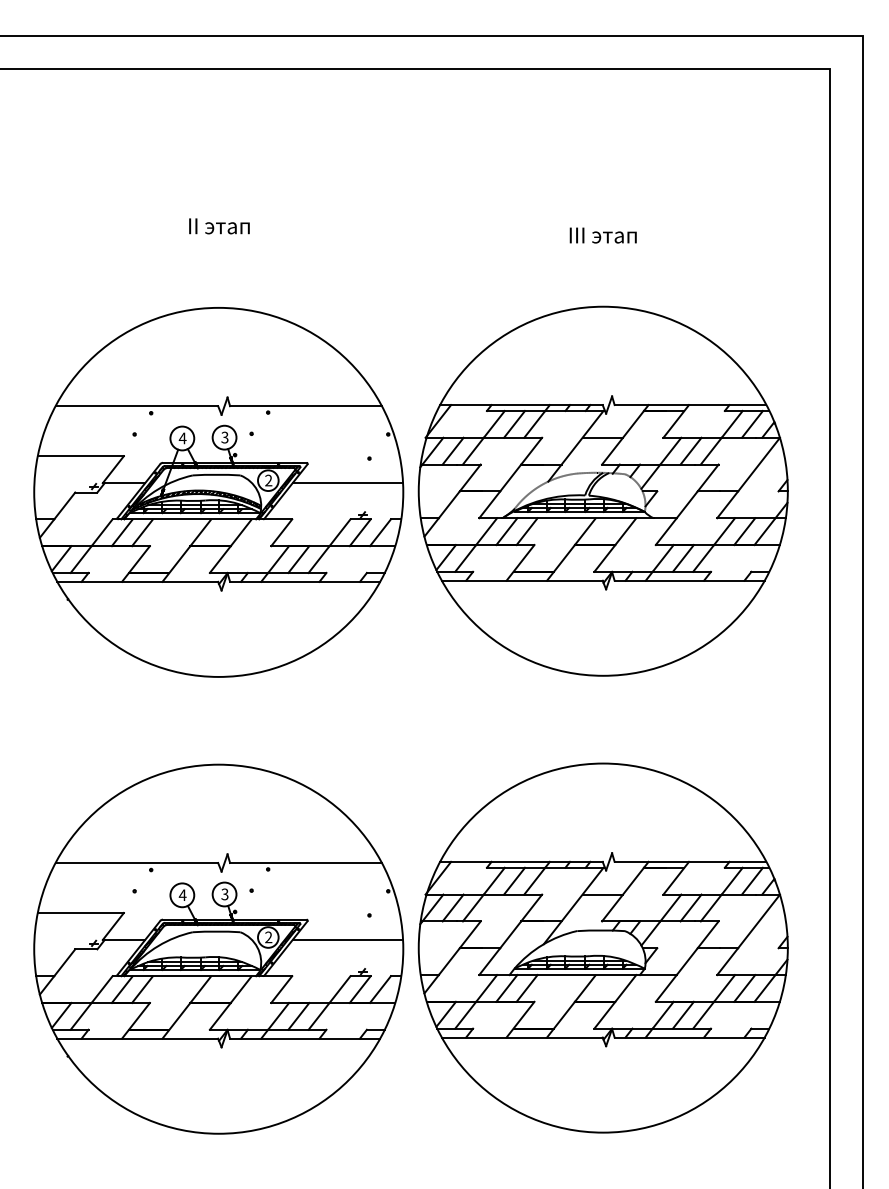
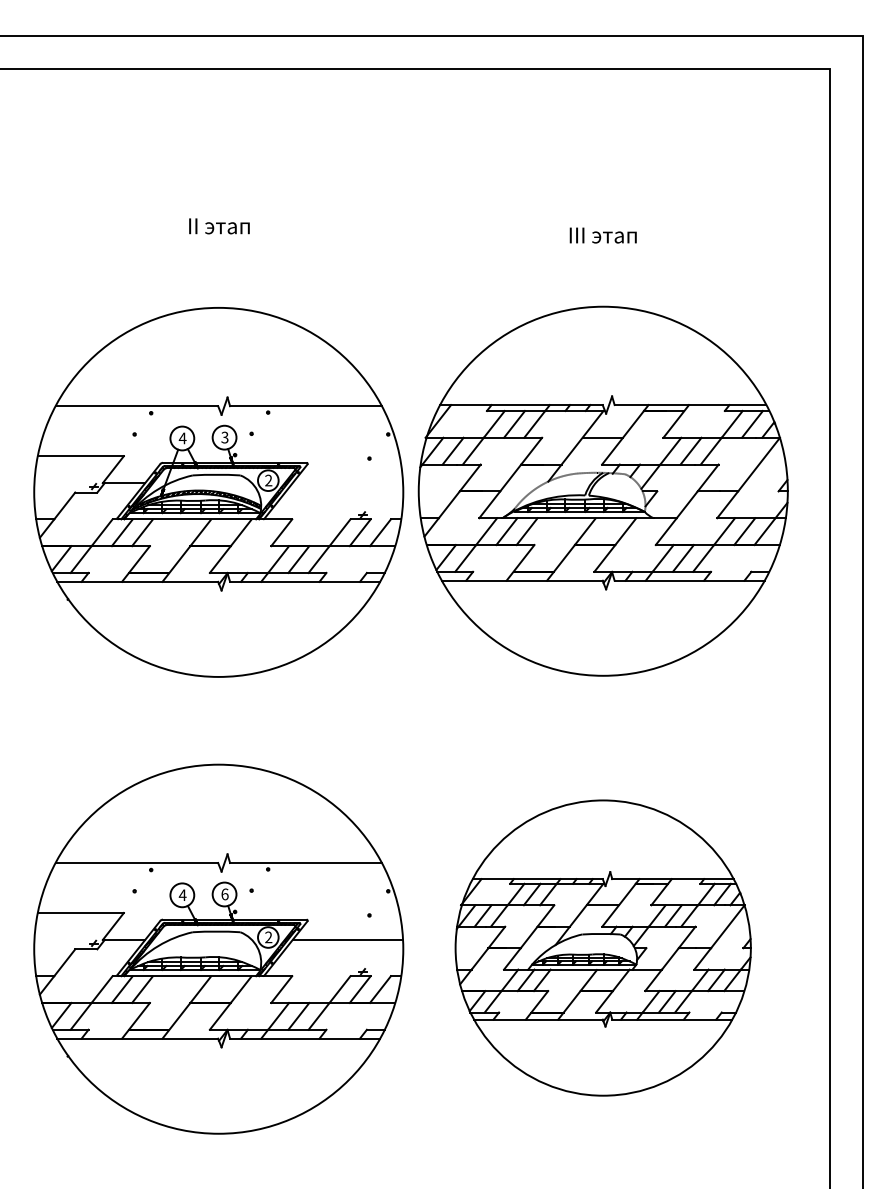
line: present -> none (347, 483)
text: 3 -> 6 (224, 894)
part size: 372x372 px -> 298x298 px (602, 947)
